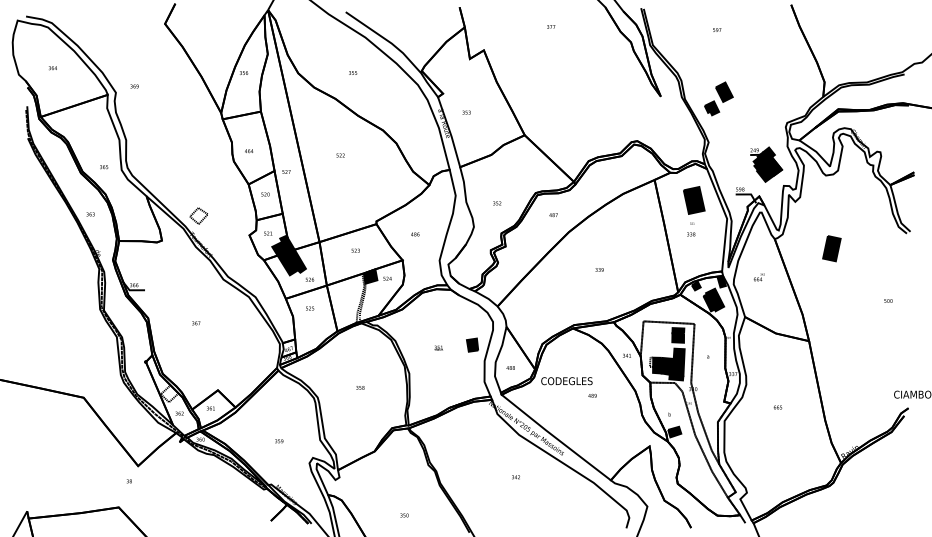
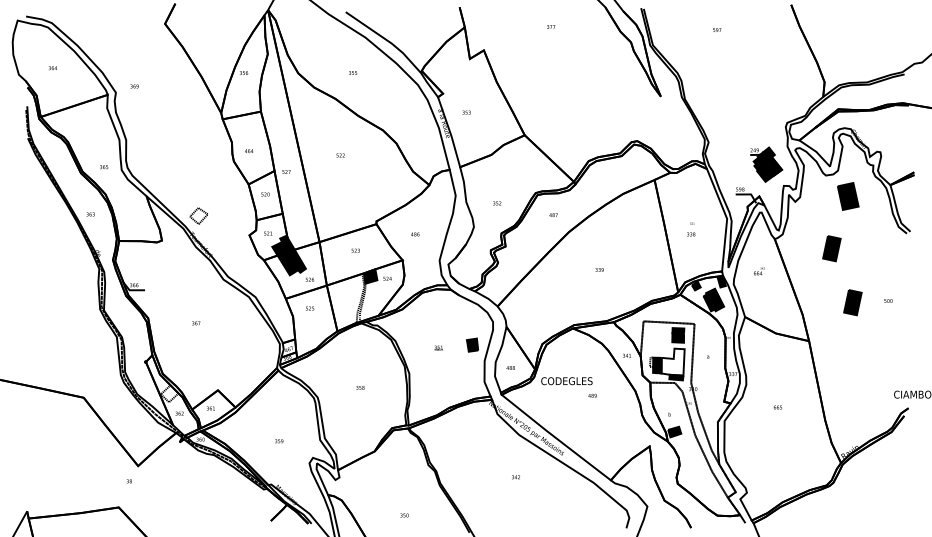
part: present -> none (718, 98)
part position: (694, 200) -> (848, 196) (848, 196)
text position: (758, 277) -> (758, 271) (758, 271)
part: none -> present (852, 302)
fill: present -> none (672, 361)
